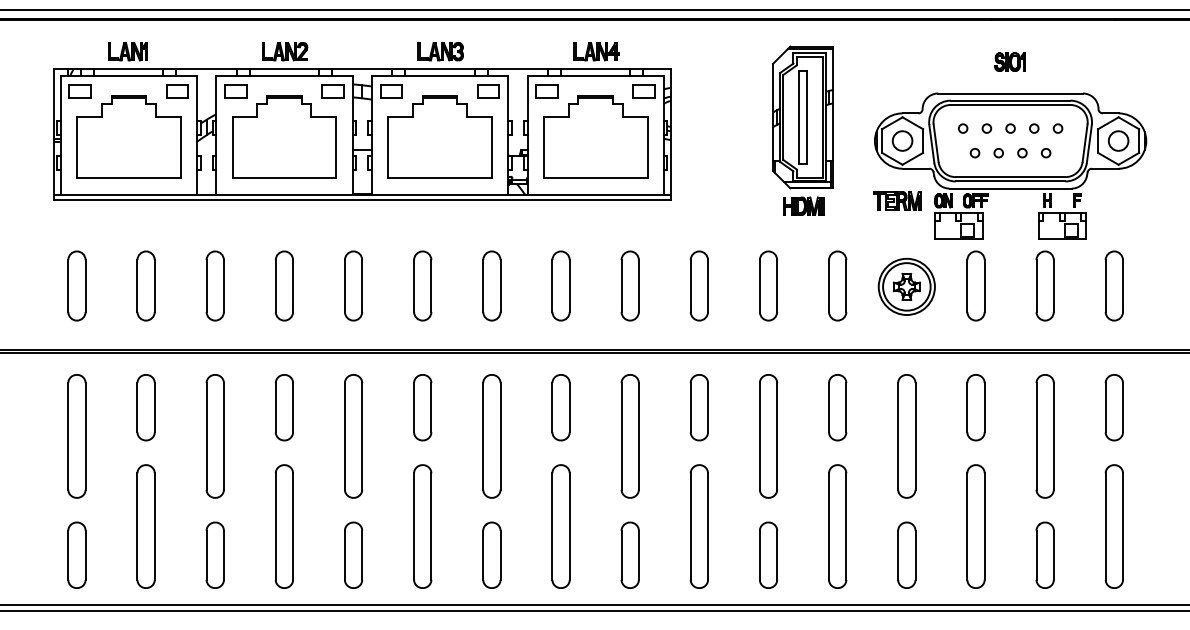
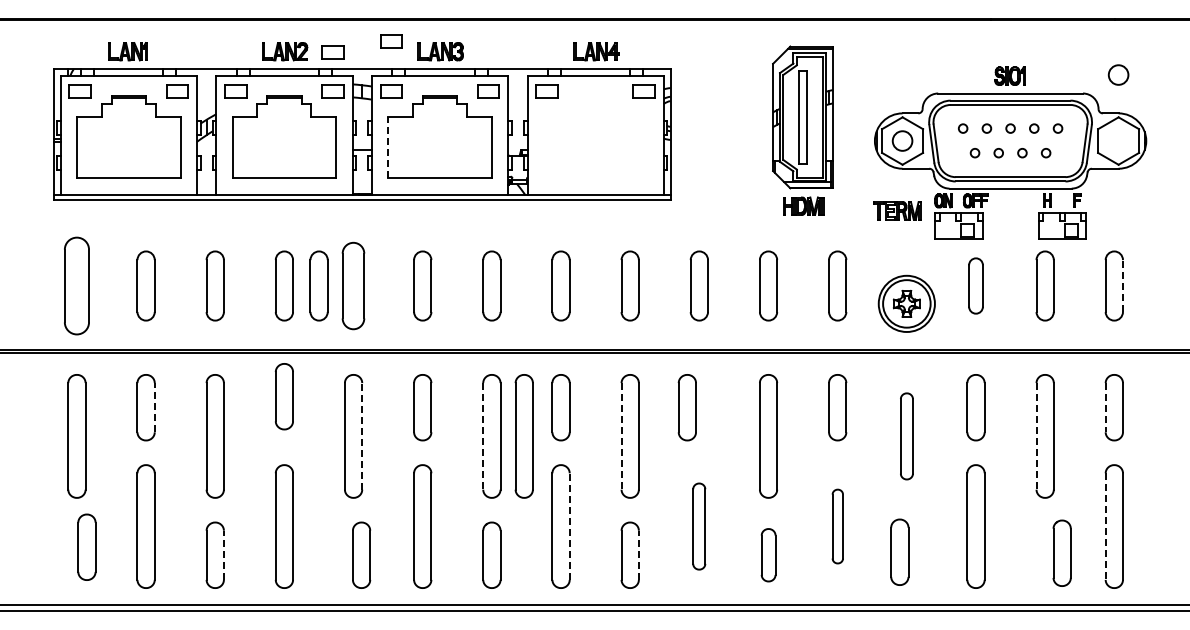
line: present -> none (594, 10)
part: none -> present (391, 41)
part: none -> present (332, 52)
part position: (1009, 61) -> (1009, 75) (1009, 75)
part: present -> none (595, 136)
circle position: (1118, 140) -> (1118, 74) (1118, 74)
line: solid -> dashed (388, 147)
part position: (897, 200) -> (897, 210) (897, 210)
part size: 20x72 px -> 26x100 px (76, 285)
part: none -> present (318, 285)
part size: 20x72 px -> 25x90 px (353, 285)
part size: 20x72 px -> 16x58 px (975, 285)
part position: (906, 286) -> (906, 303) (906, 303)
line: solid -> dashed (1122, 286)
line: solid -> dashed (154, 407)
part position: (283, 407) -> (283, 396) (283, 396)
part position: (698, 407) -> (686, 407) (686, 407)
line: solid -> dashed (1105, 407)
line: solid -> dashed (362, 435)
line: solid -> dashed (483, 436)
part: none -> present (523, 436)
line: solid -> dashed (621, 436)
part size: 20x125 px -> 14x89 px (906, 436)
line: solid -> dashed (1036, 436)
line: solid -> dashed (569, 526)
part size: 20x125 px -> 15x89 px (699, 526)
part size: 20x125 px -> 13x77 px (837, 526)
line: solid -> dashed (1105, 527)
part position: (76, 554) -> (86, 546) (86, 546)
part position: (353, 554) -> (361, 554) (361, 554)
part size: 20x68 px -> 17x55 px (768, 555)
part position: (906, 554) -> (899, 551) (899, 551)
part position: (1044, 554) -> (1061, 552) (1061, 552)
line: solid -> dashed (223, 555)
line: solid -> dashed (638, 555)
